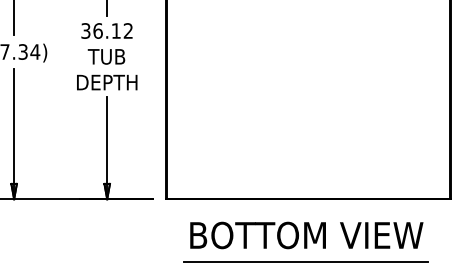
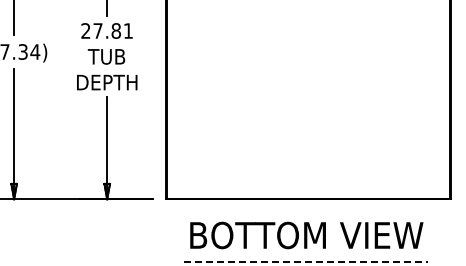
text: 36.12 -> 27.81 (106, 30)
line: solid -> dashed (306, 261)
